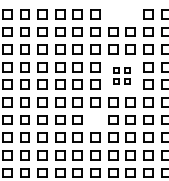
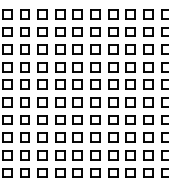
part: none -> present (121, 14)
part size: 18x18 px -> 28x28 px (121, 75)
part: none -> present (95, 119)
